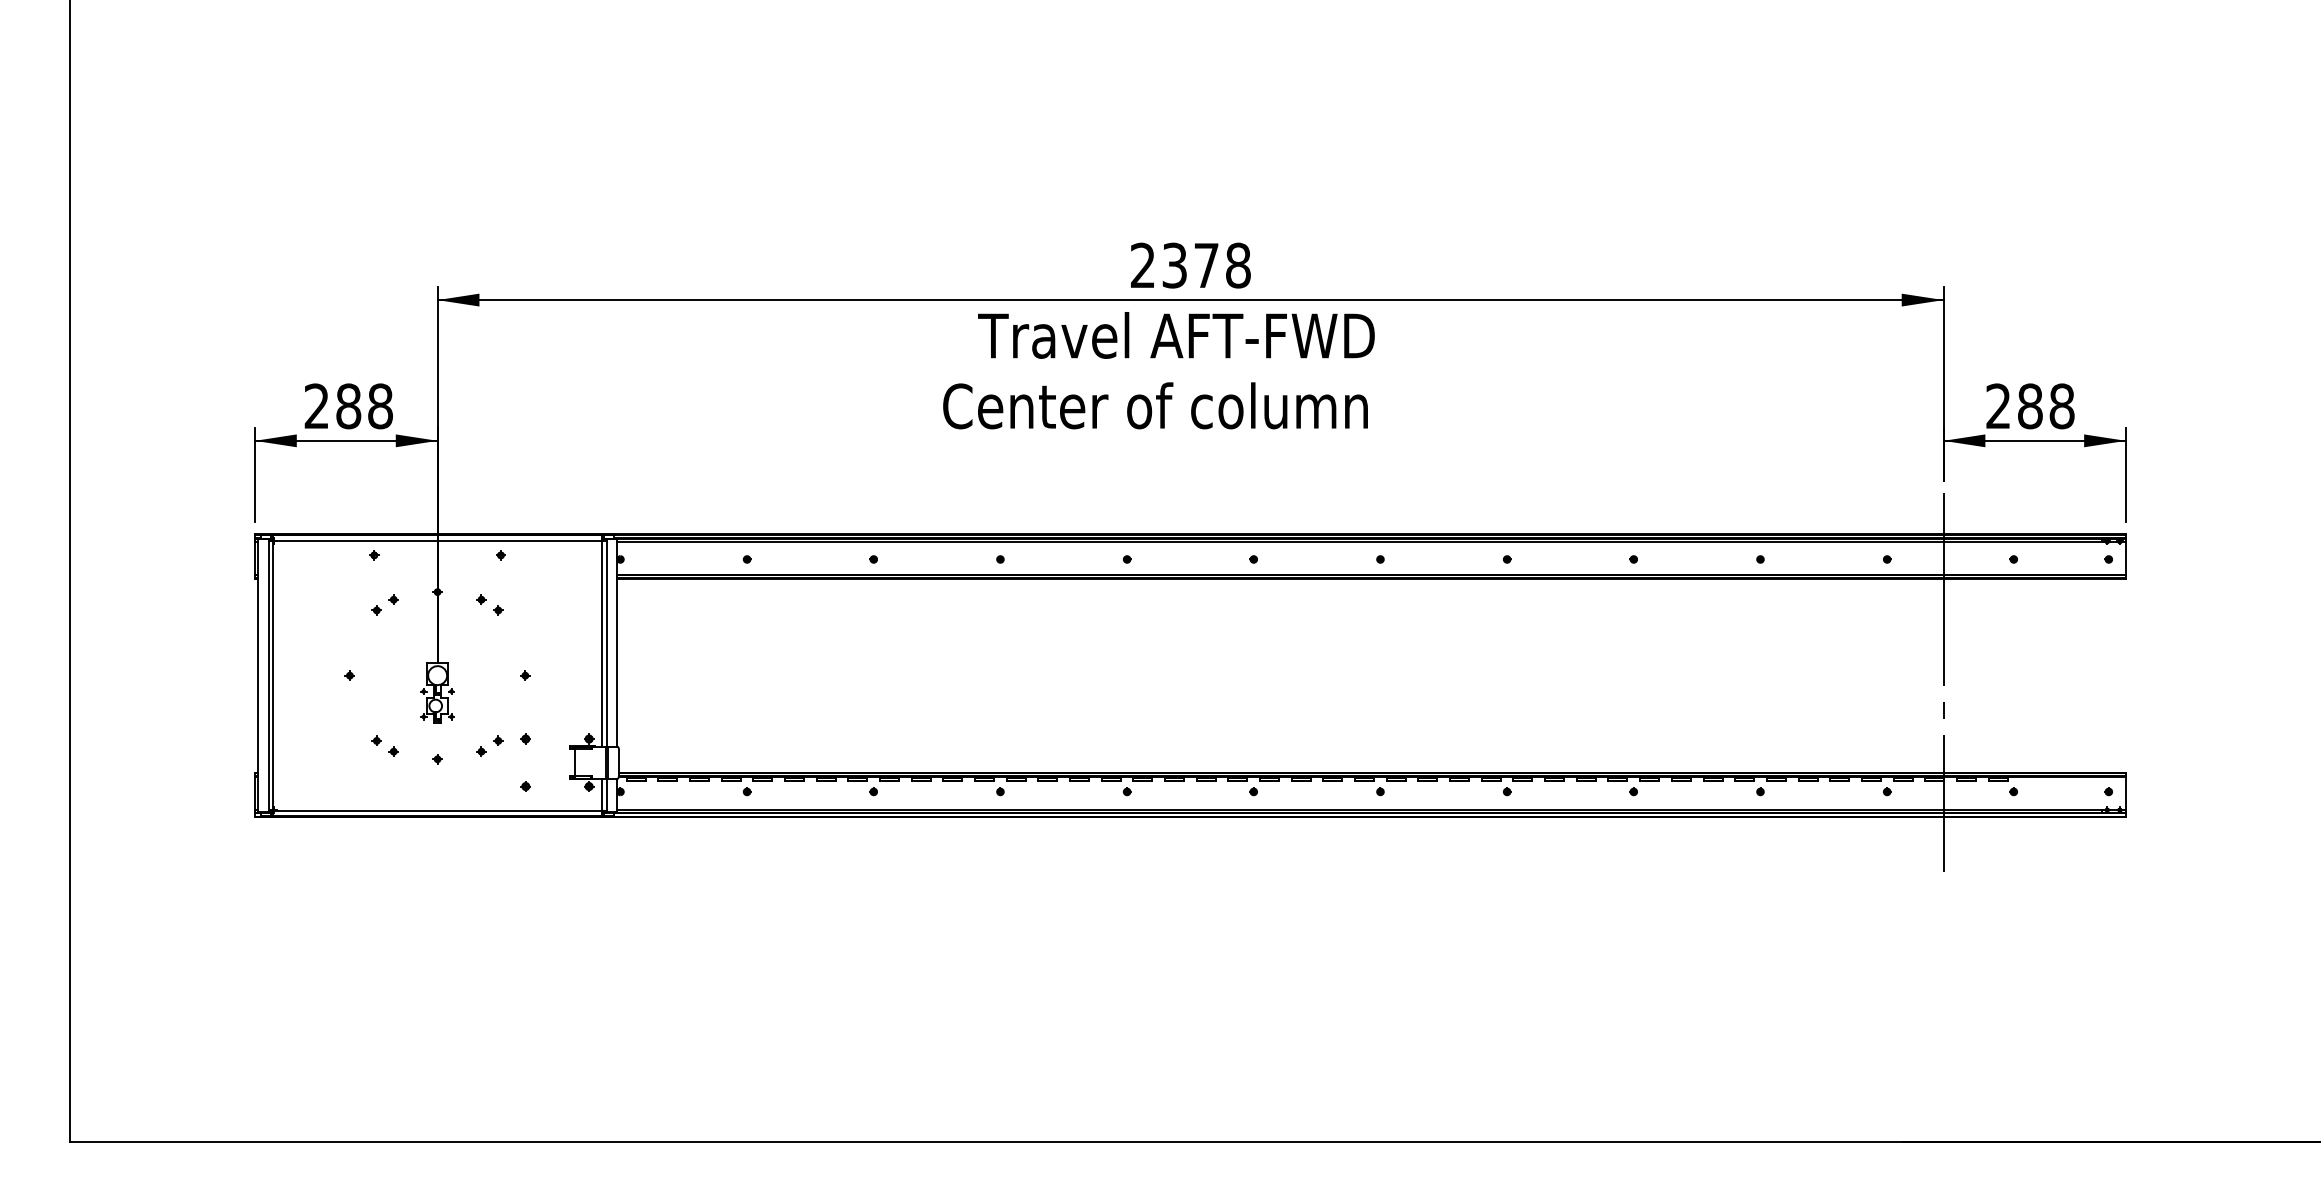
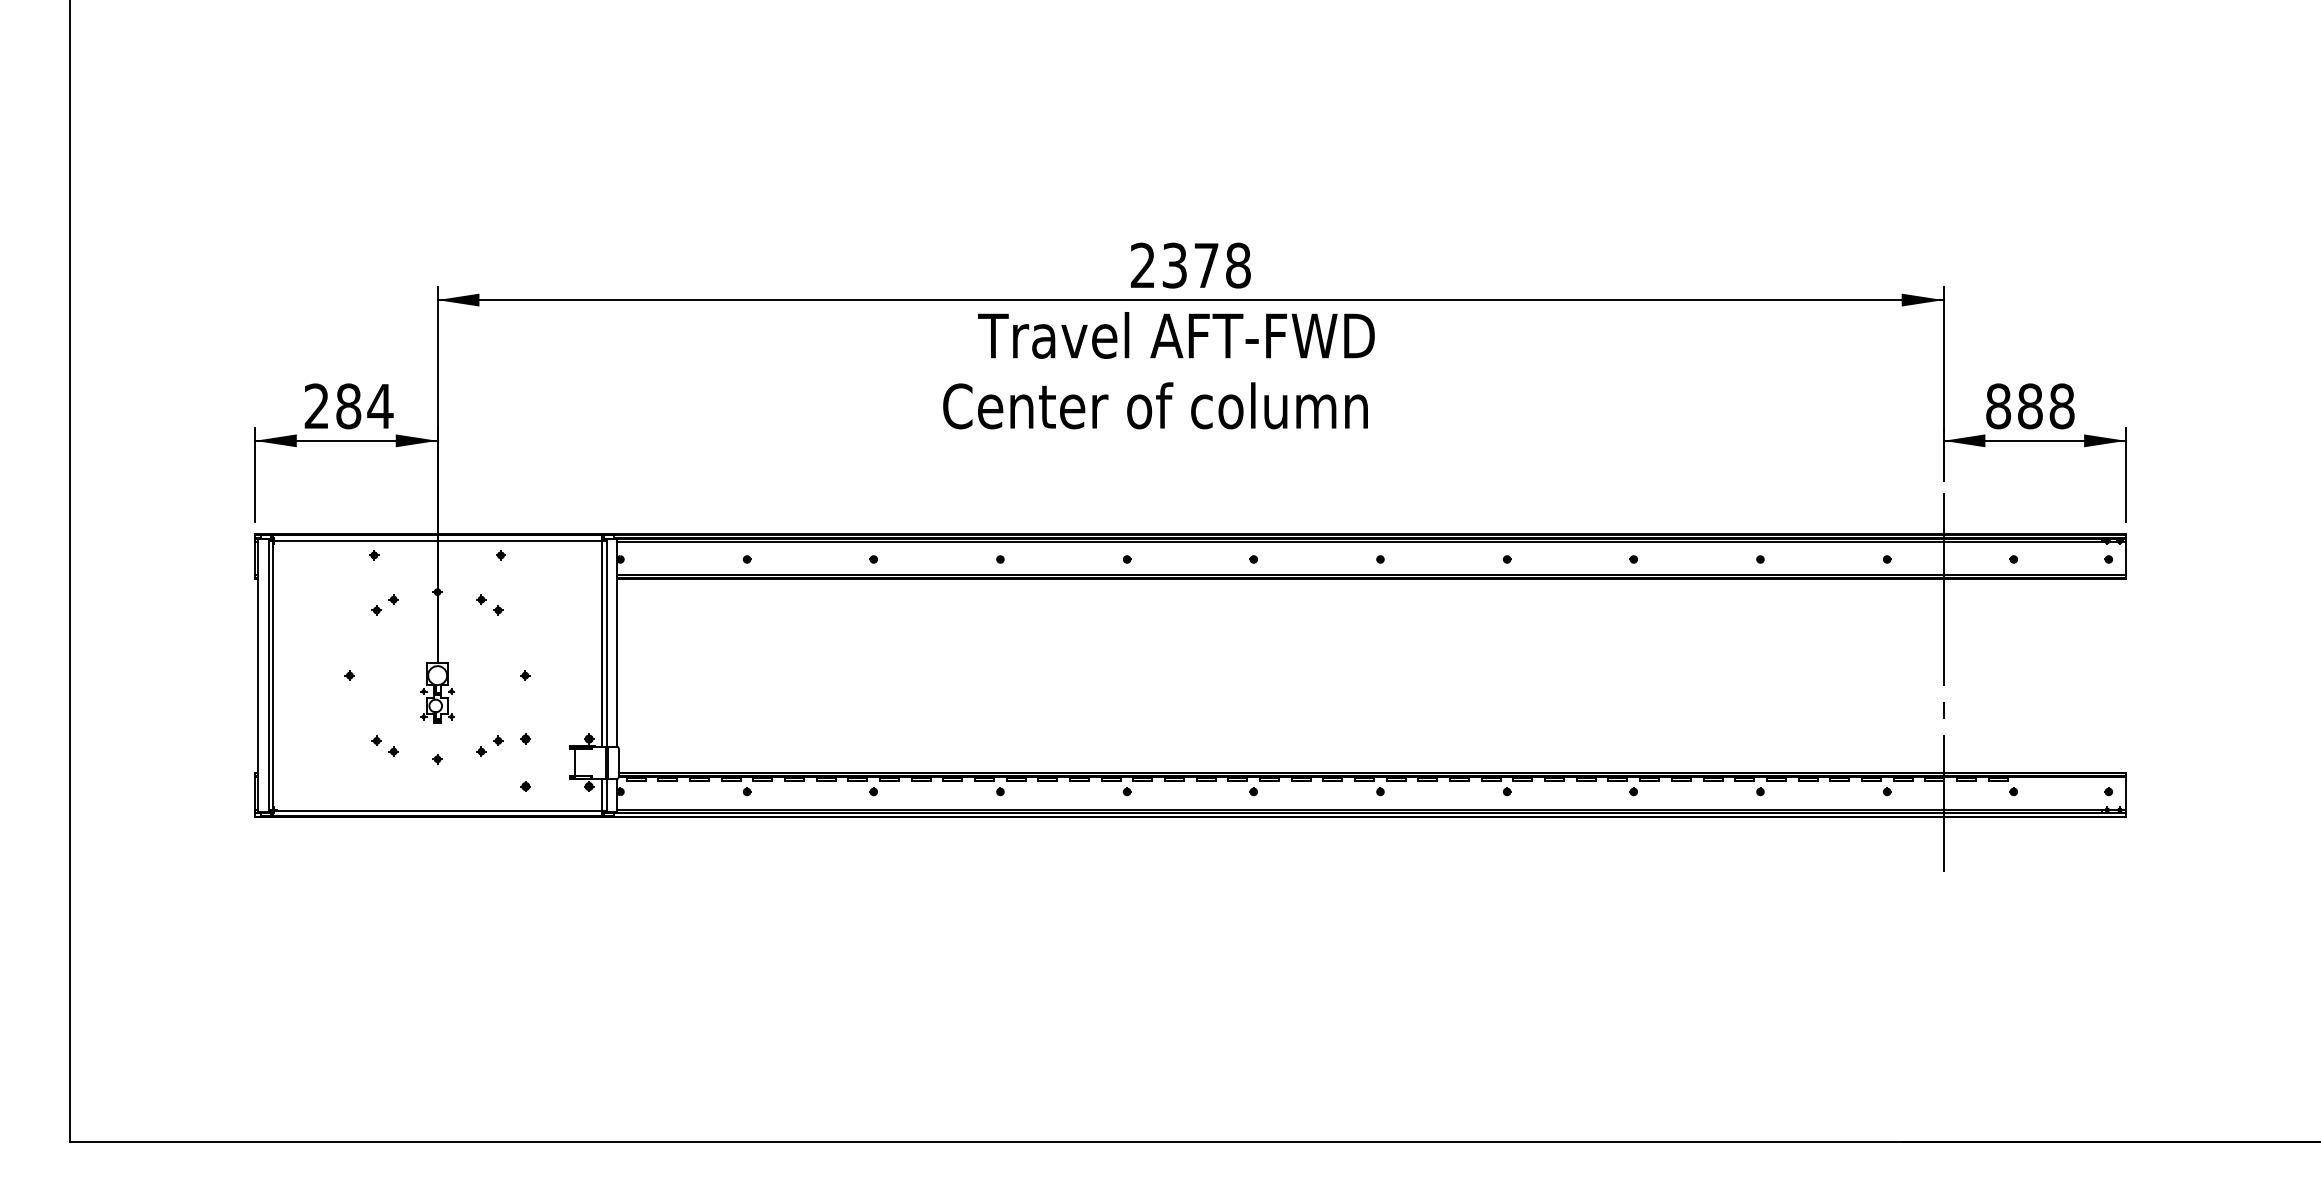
text: 288 -> 284 (380, 406)
text: 288 -> 888 (1998, 406)
